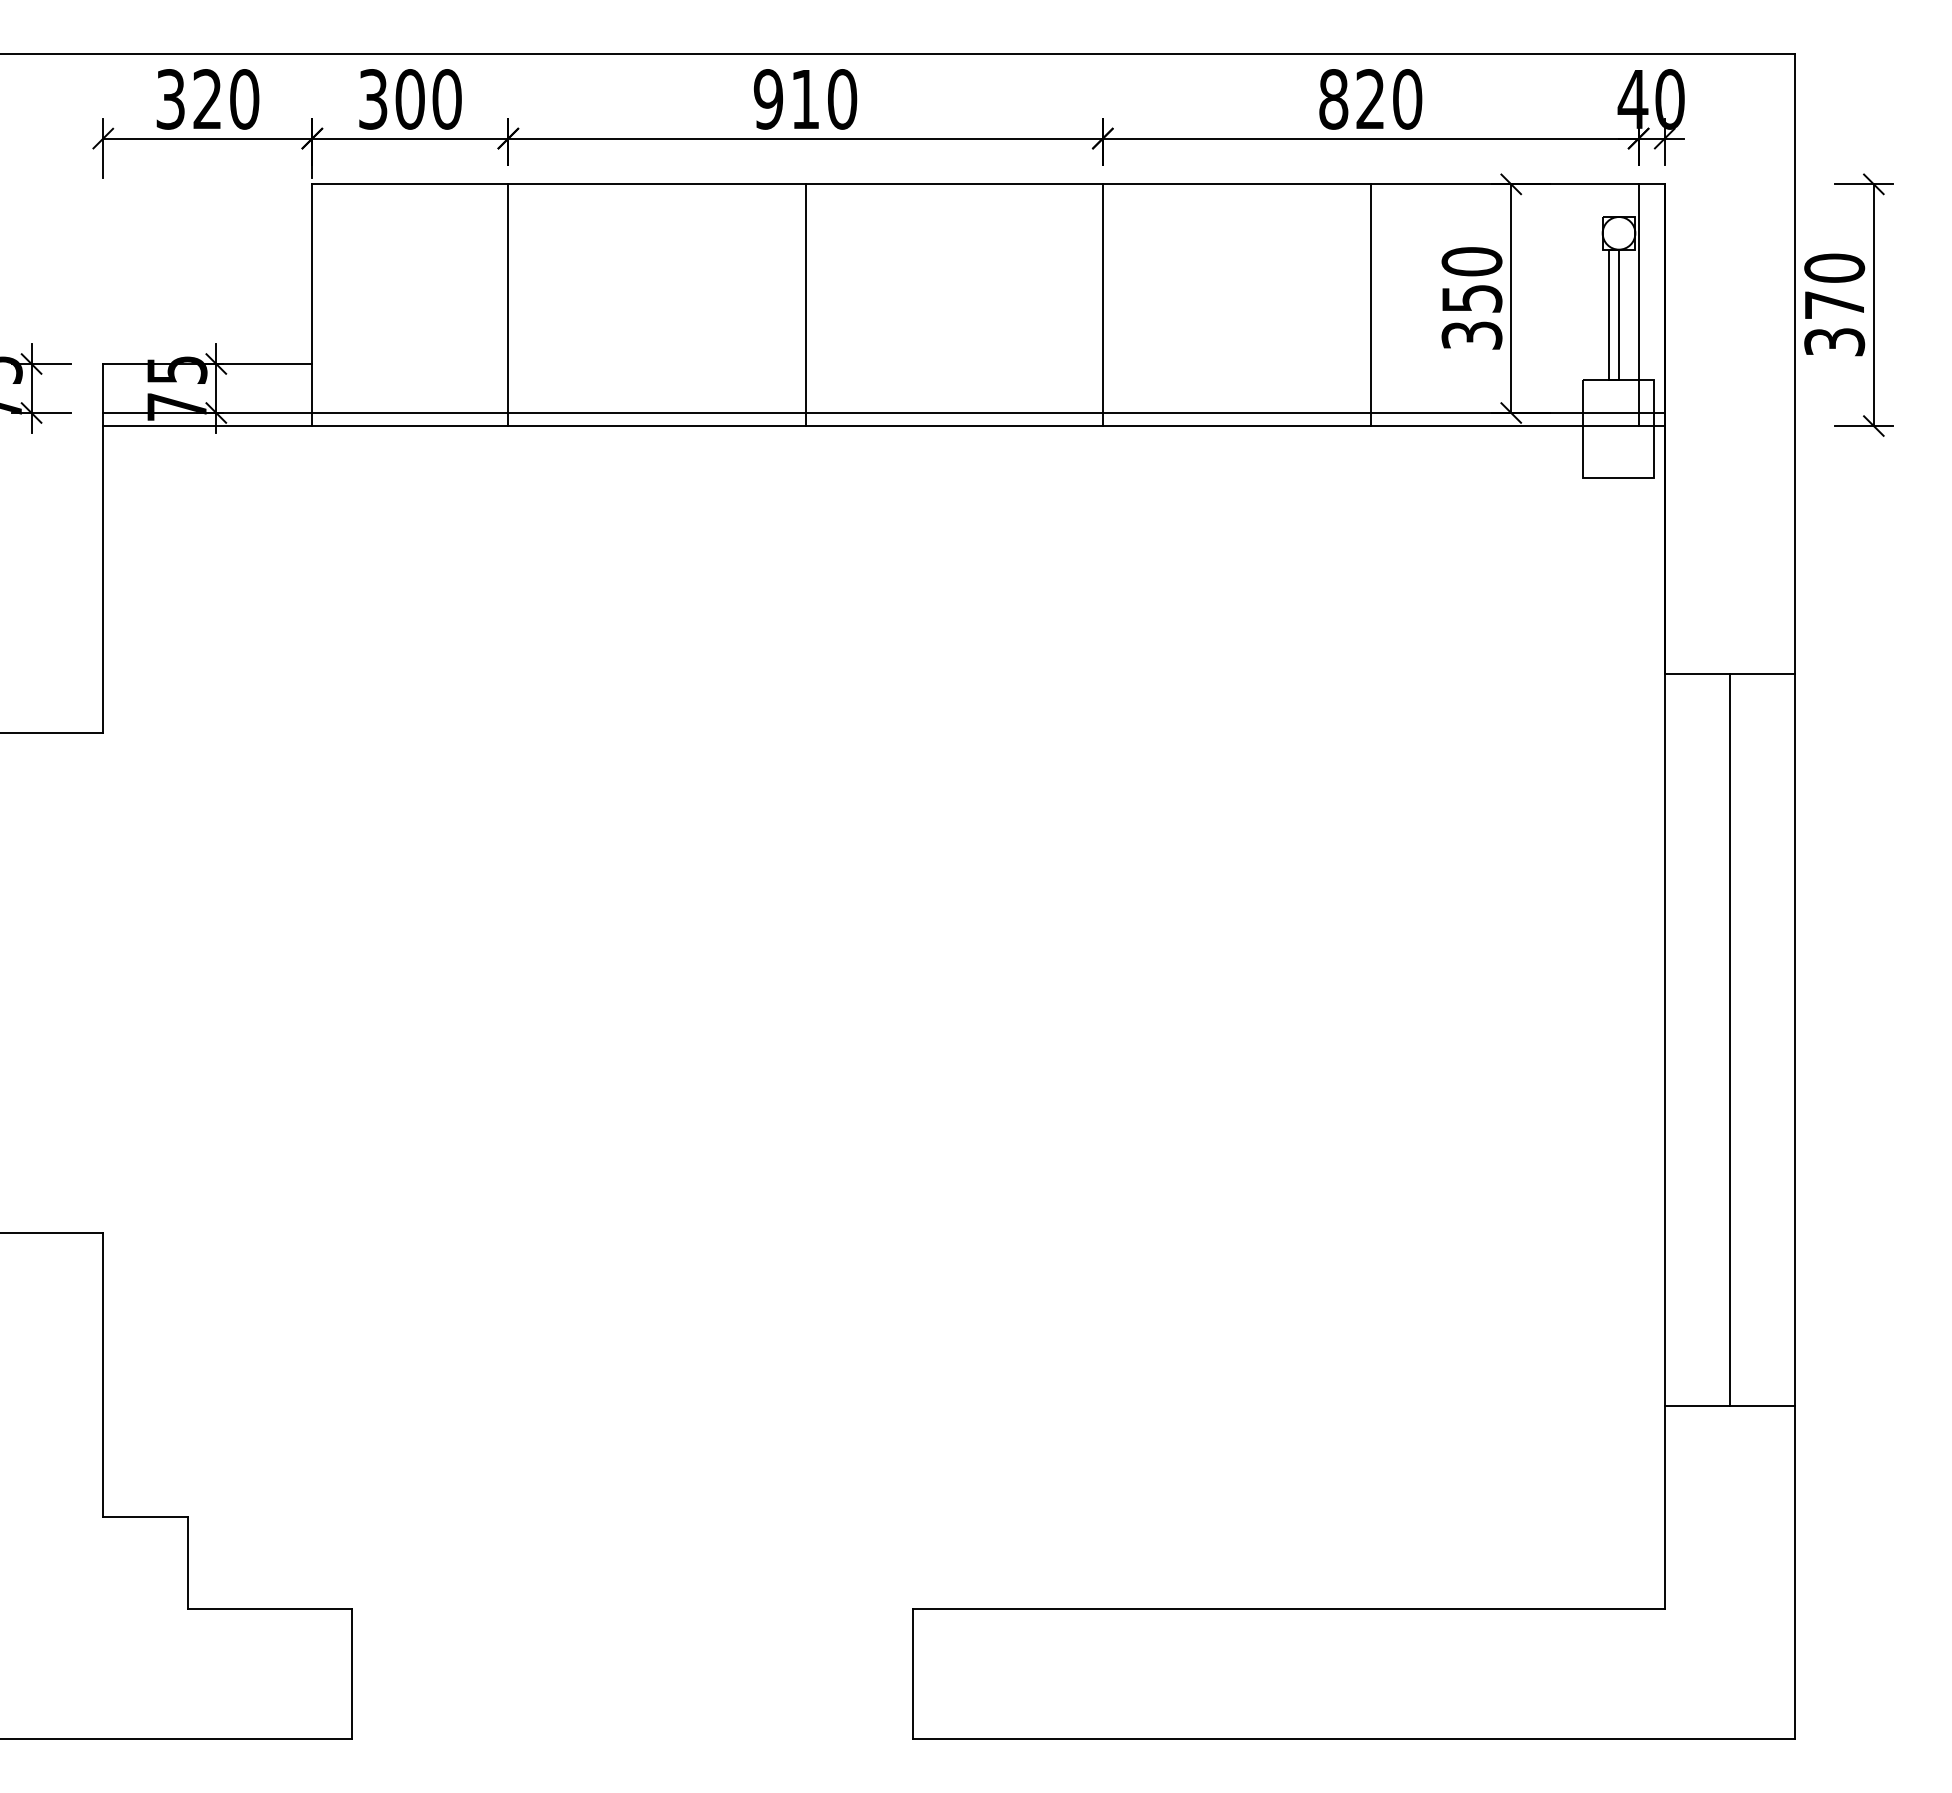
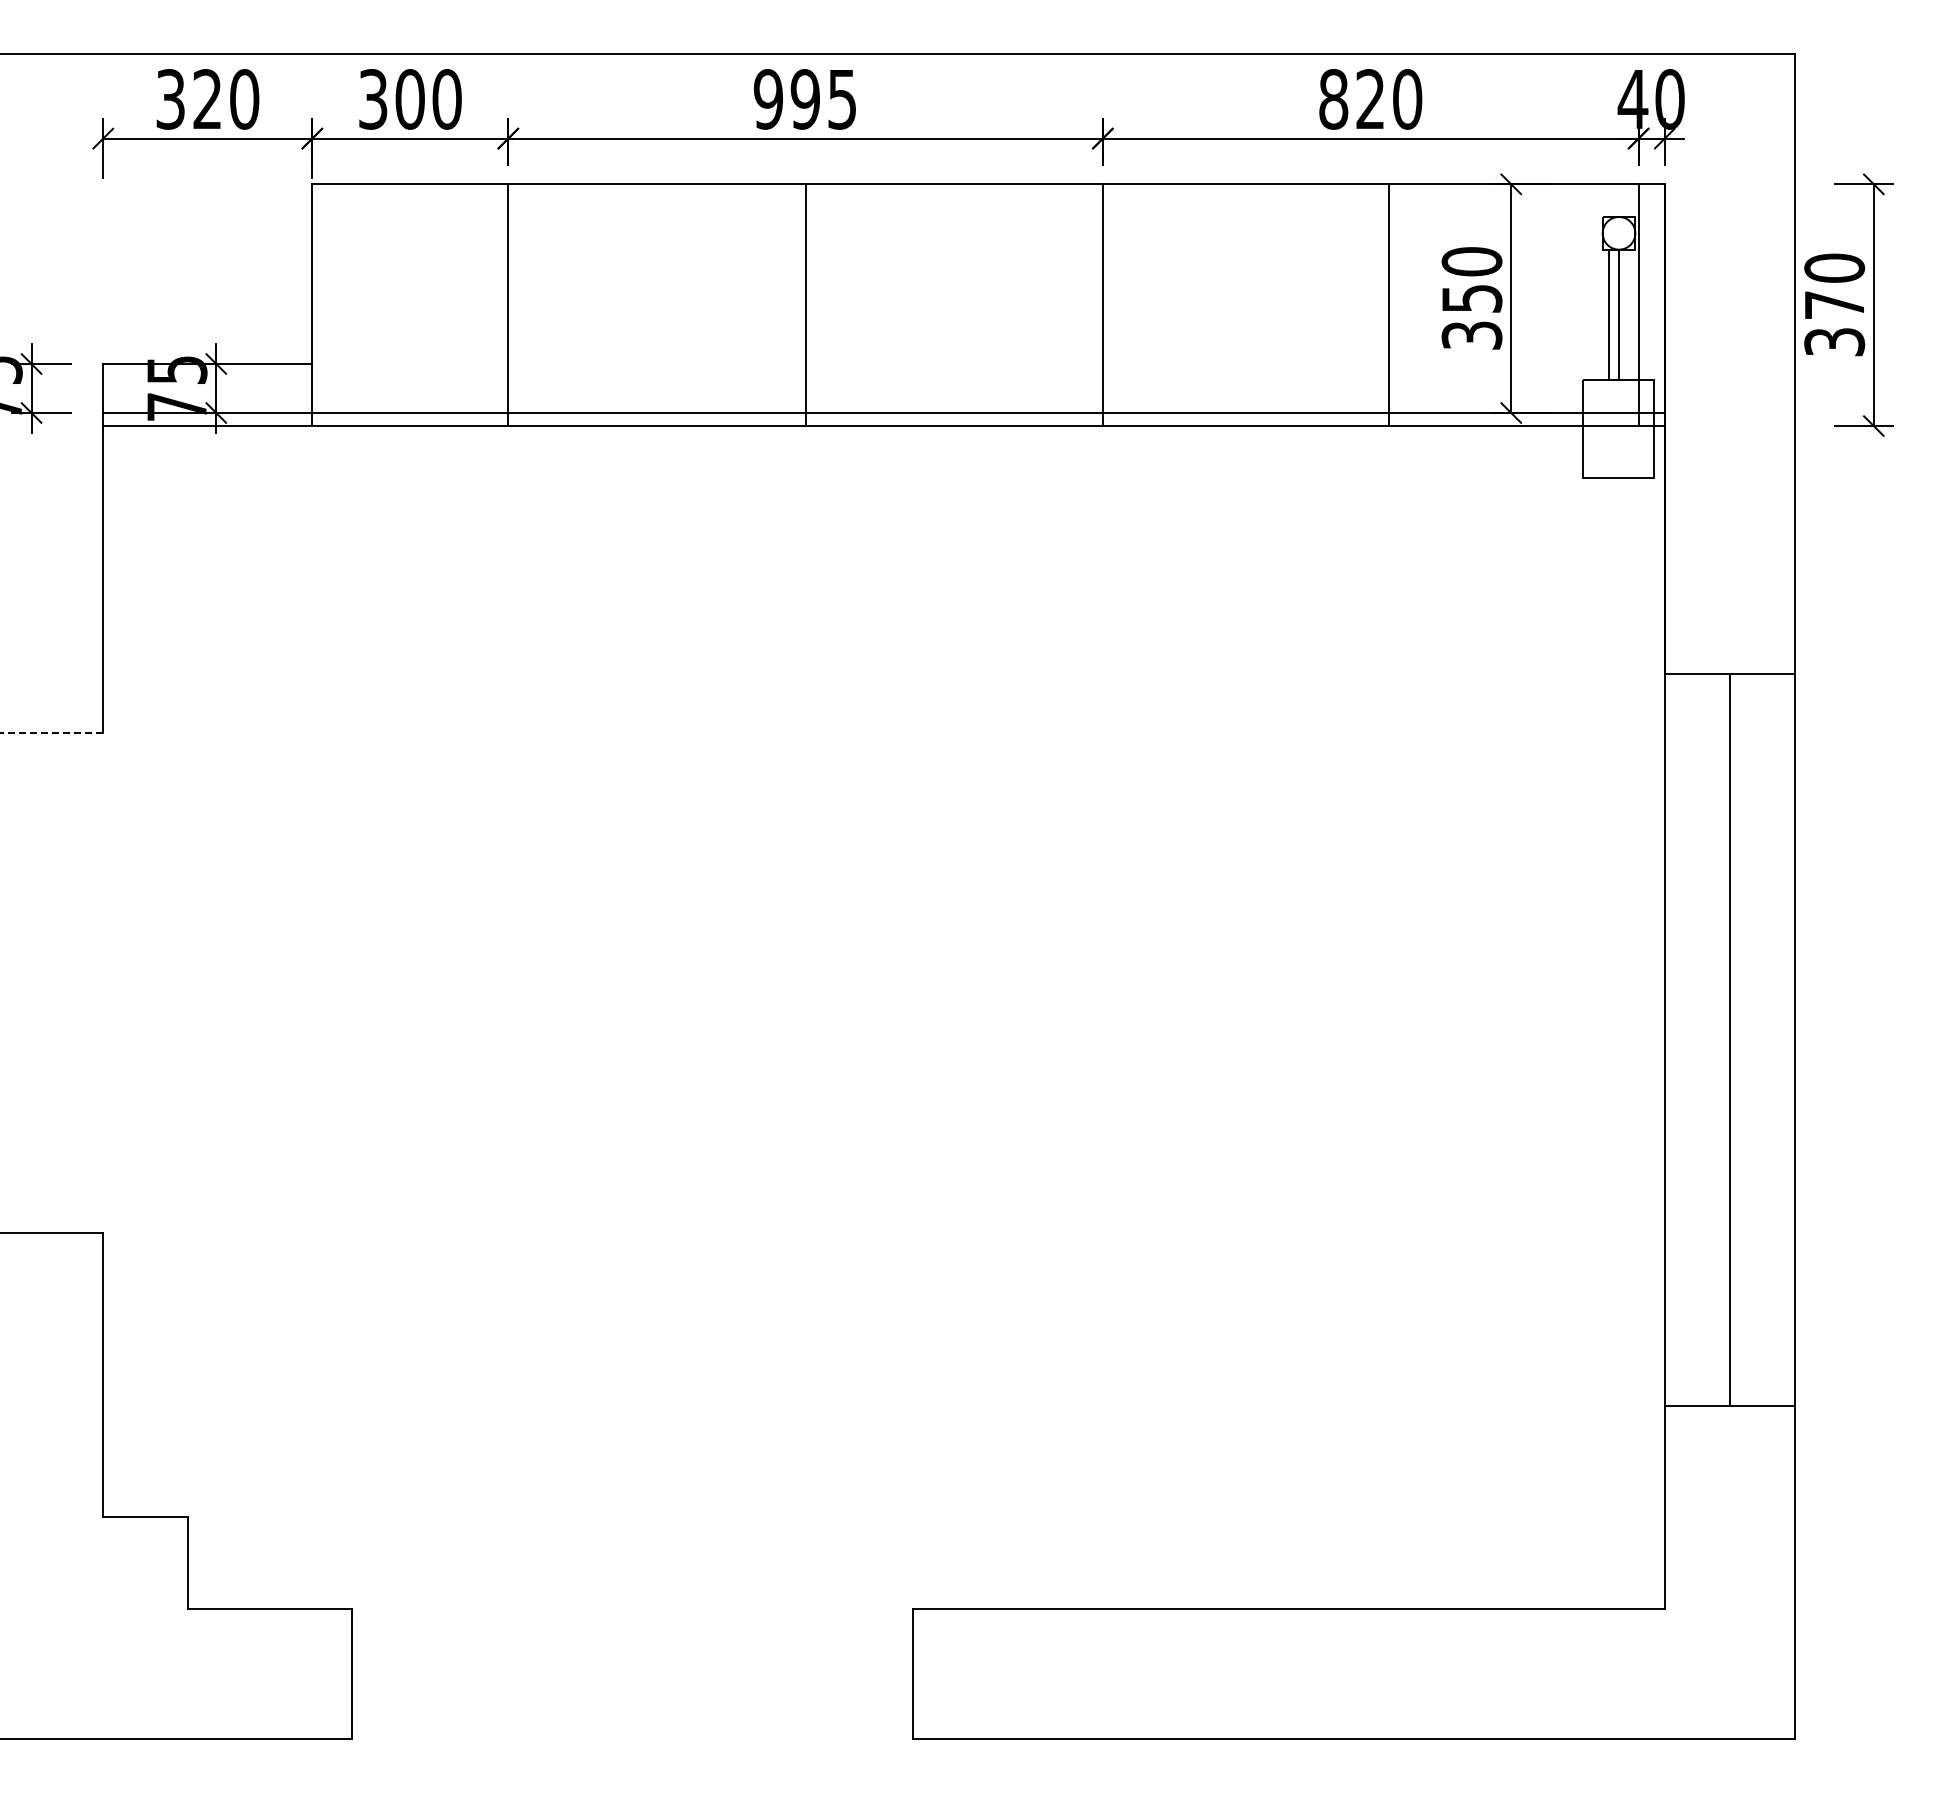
text: 910 -> 995 (823, 99)
line position: (1370, 305) -> (1388, 305) (1388, 305)
line: solid -> dashed (51, 733)
